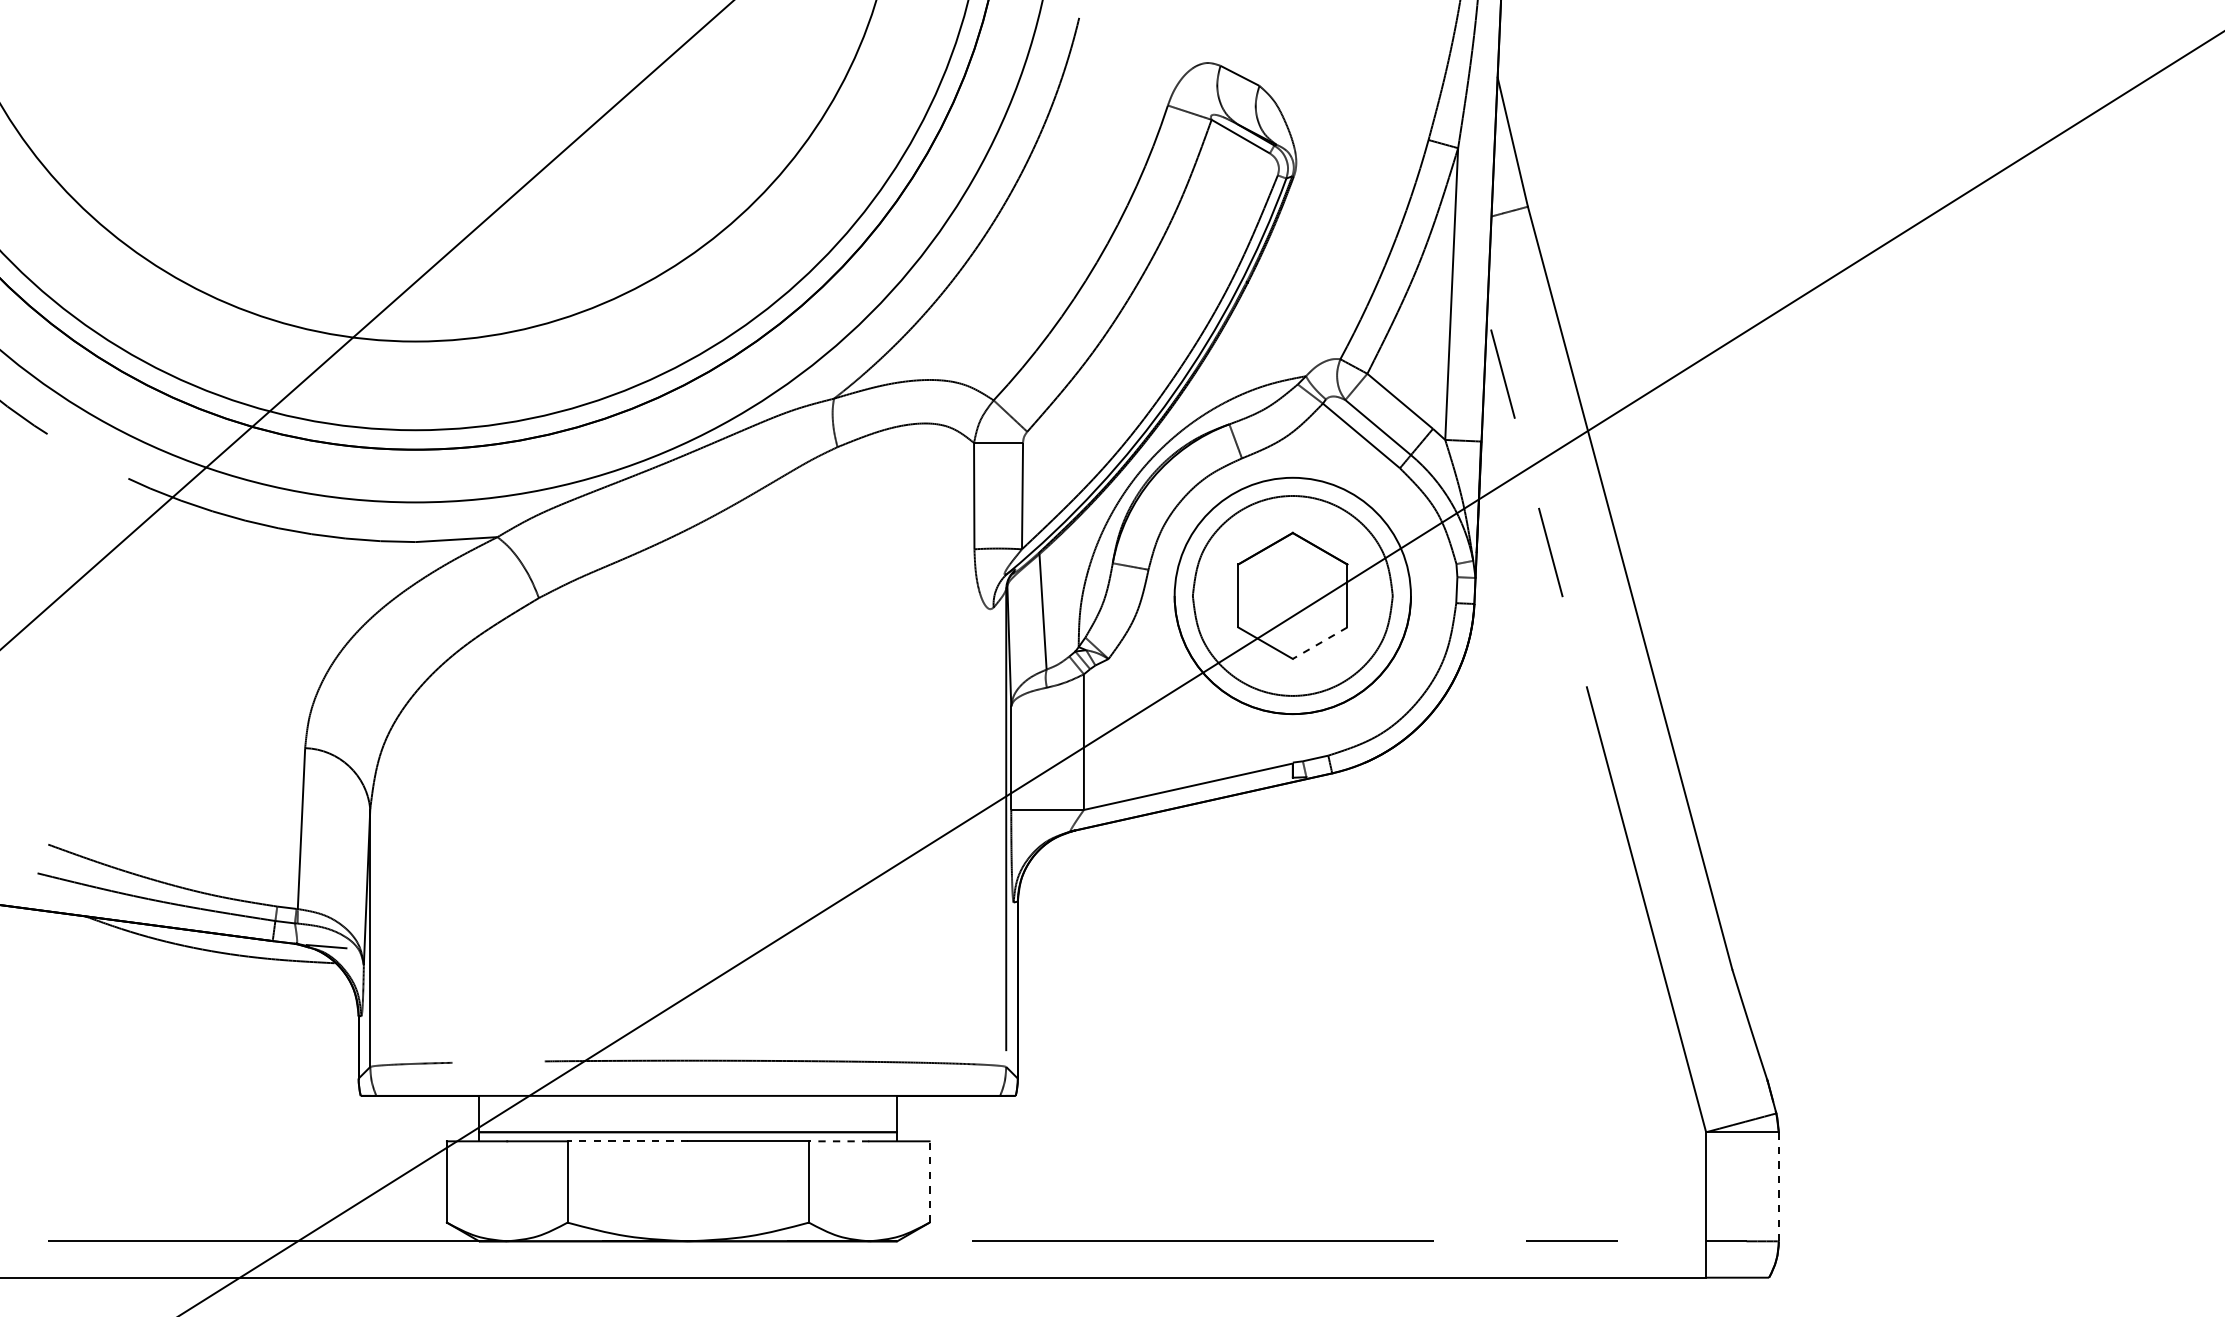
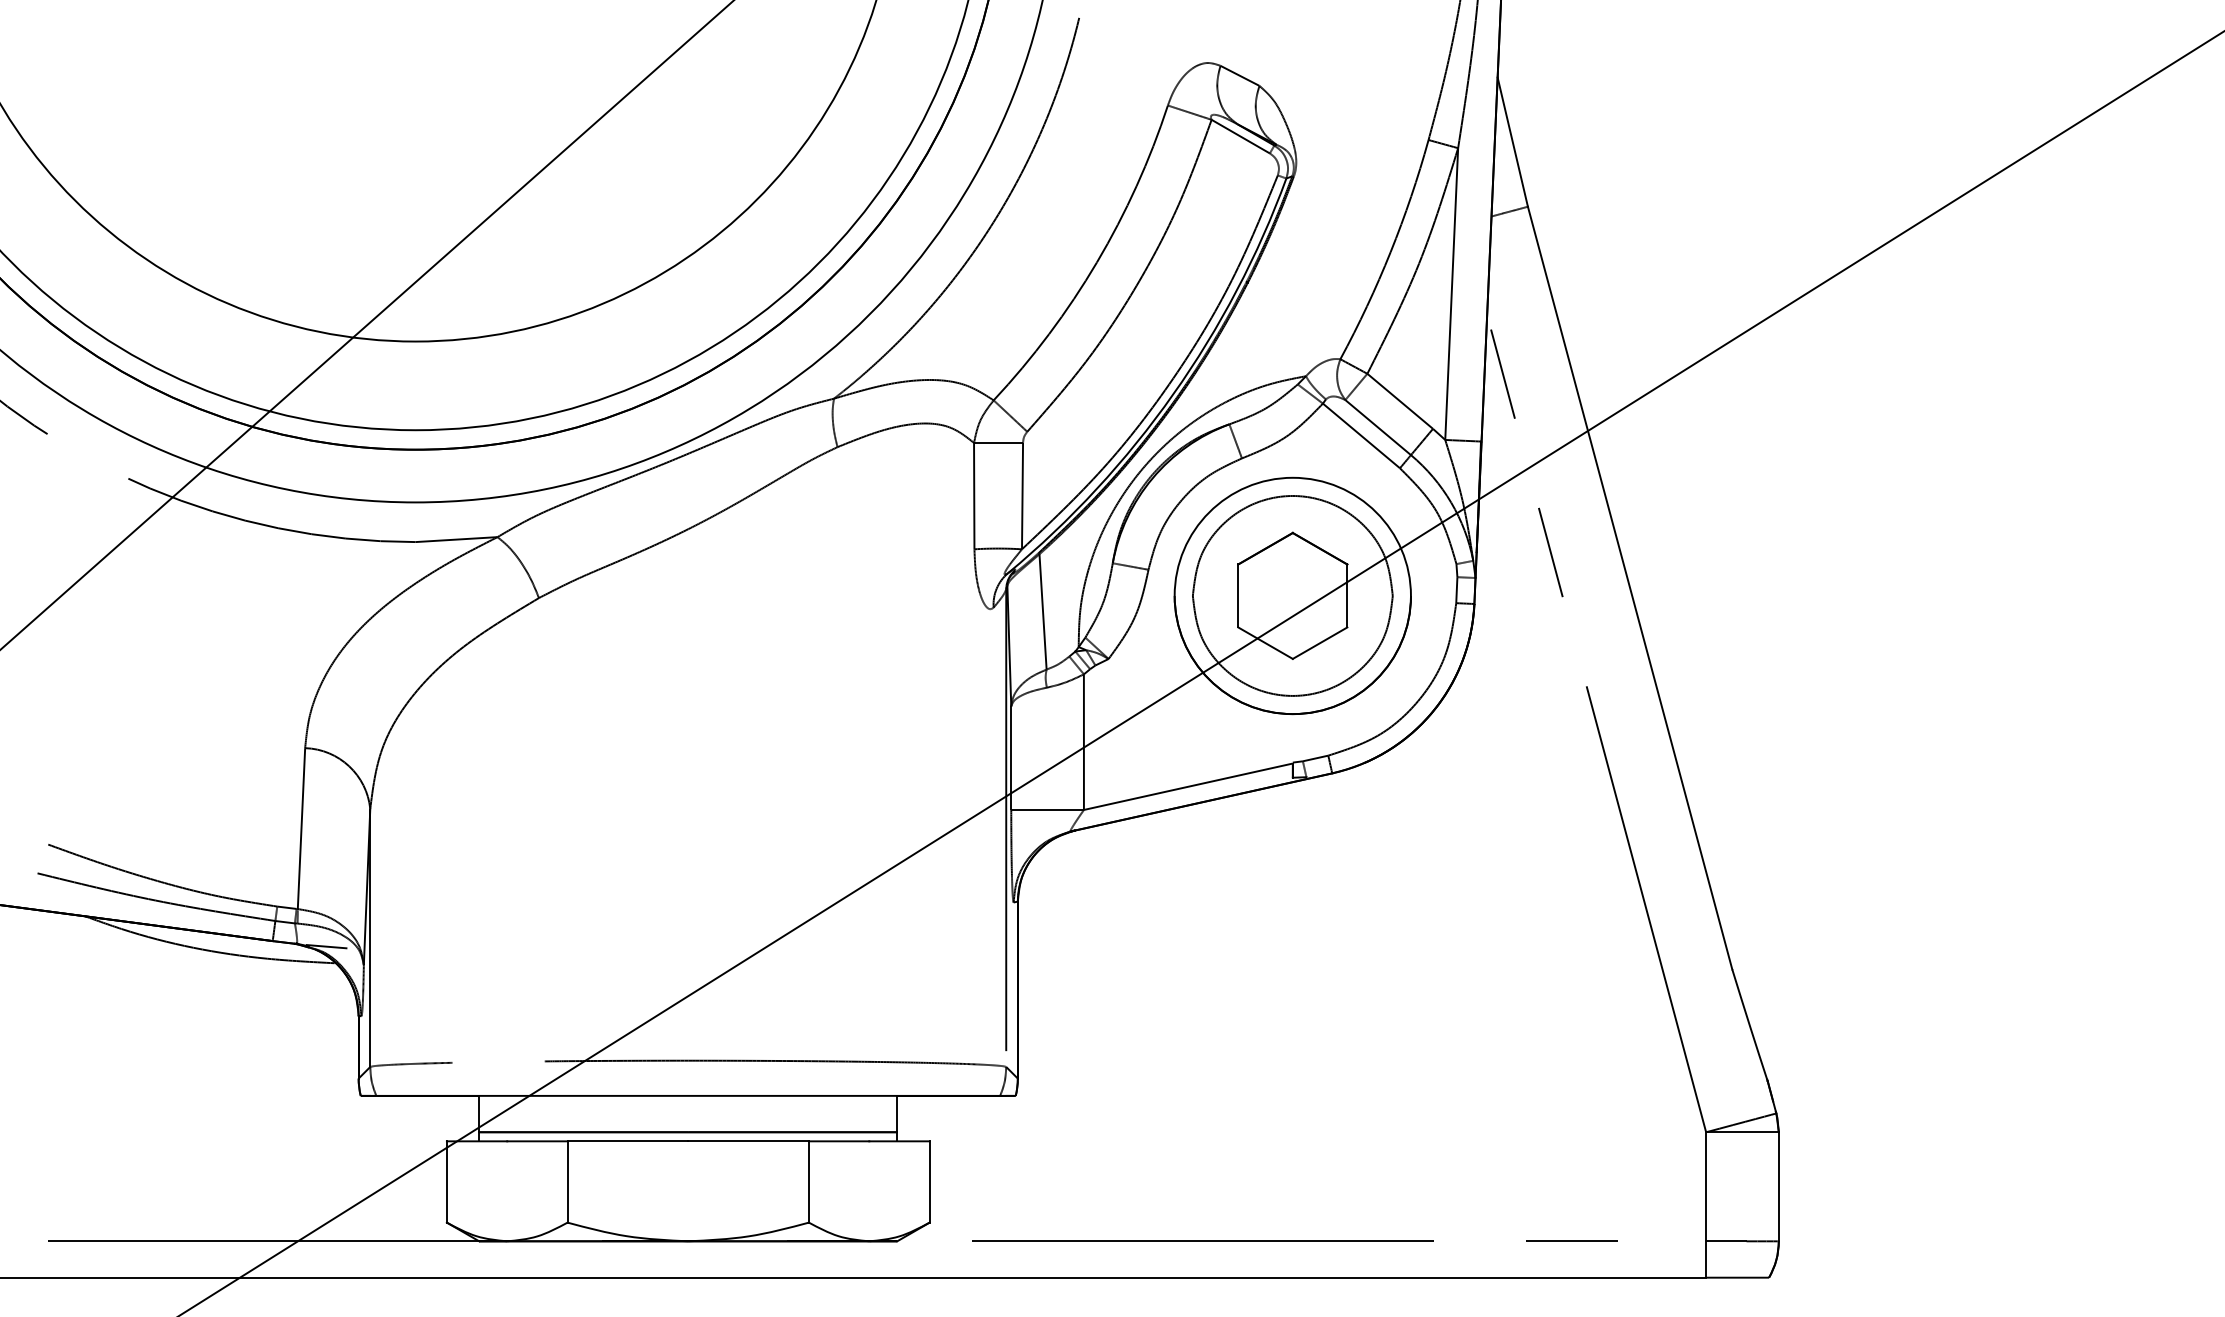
line: dashed -> solid (1319, 643)
line: dashed -> solid (627, 1141)
line: dashed -> solid (838, 1141)
line: dashed -> solid (929, 1181)
line: dashed -> solid (1778, 1186)
